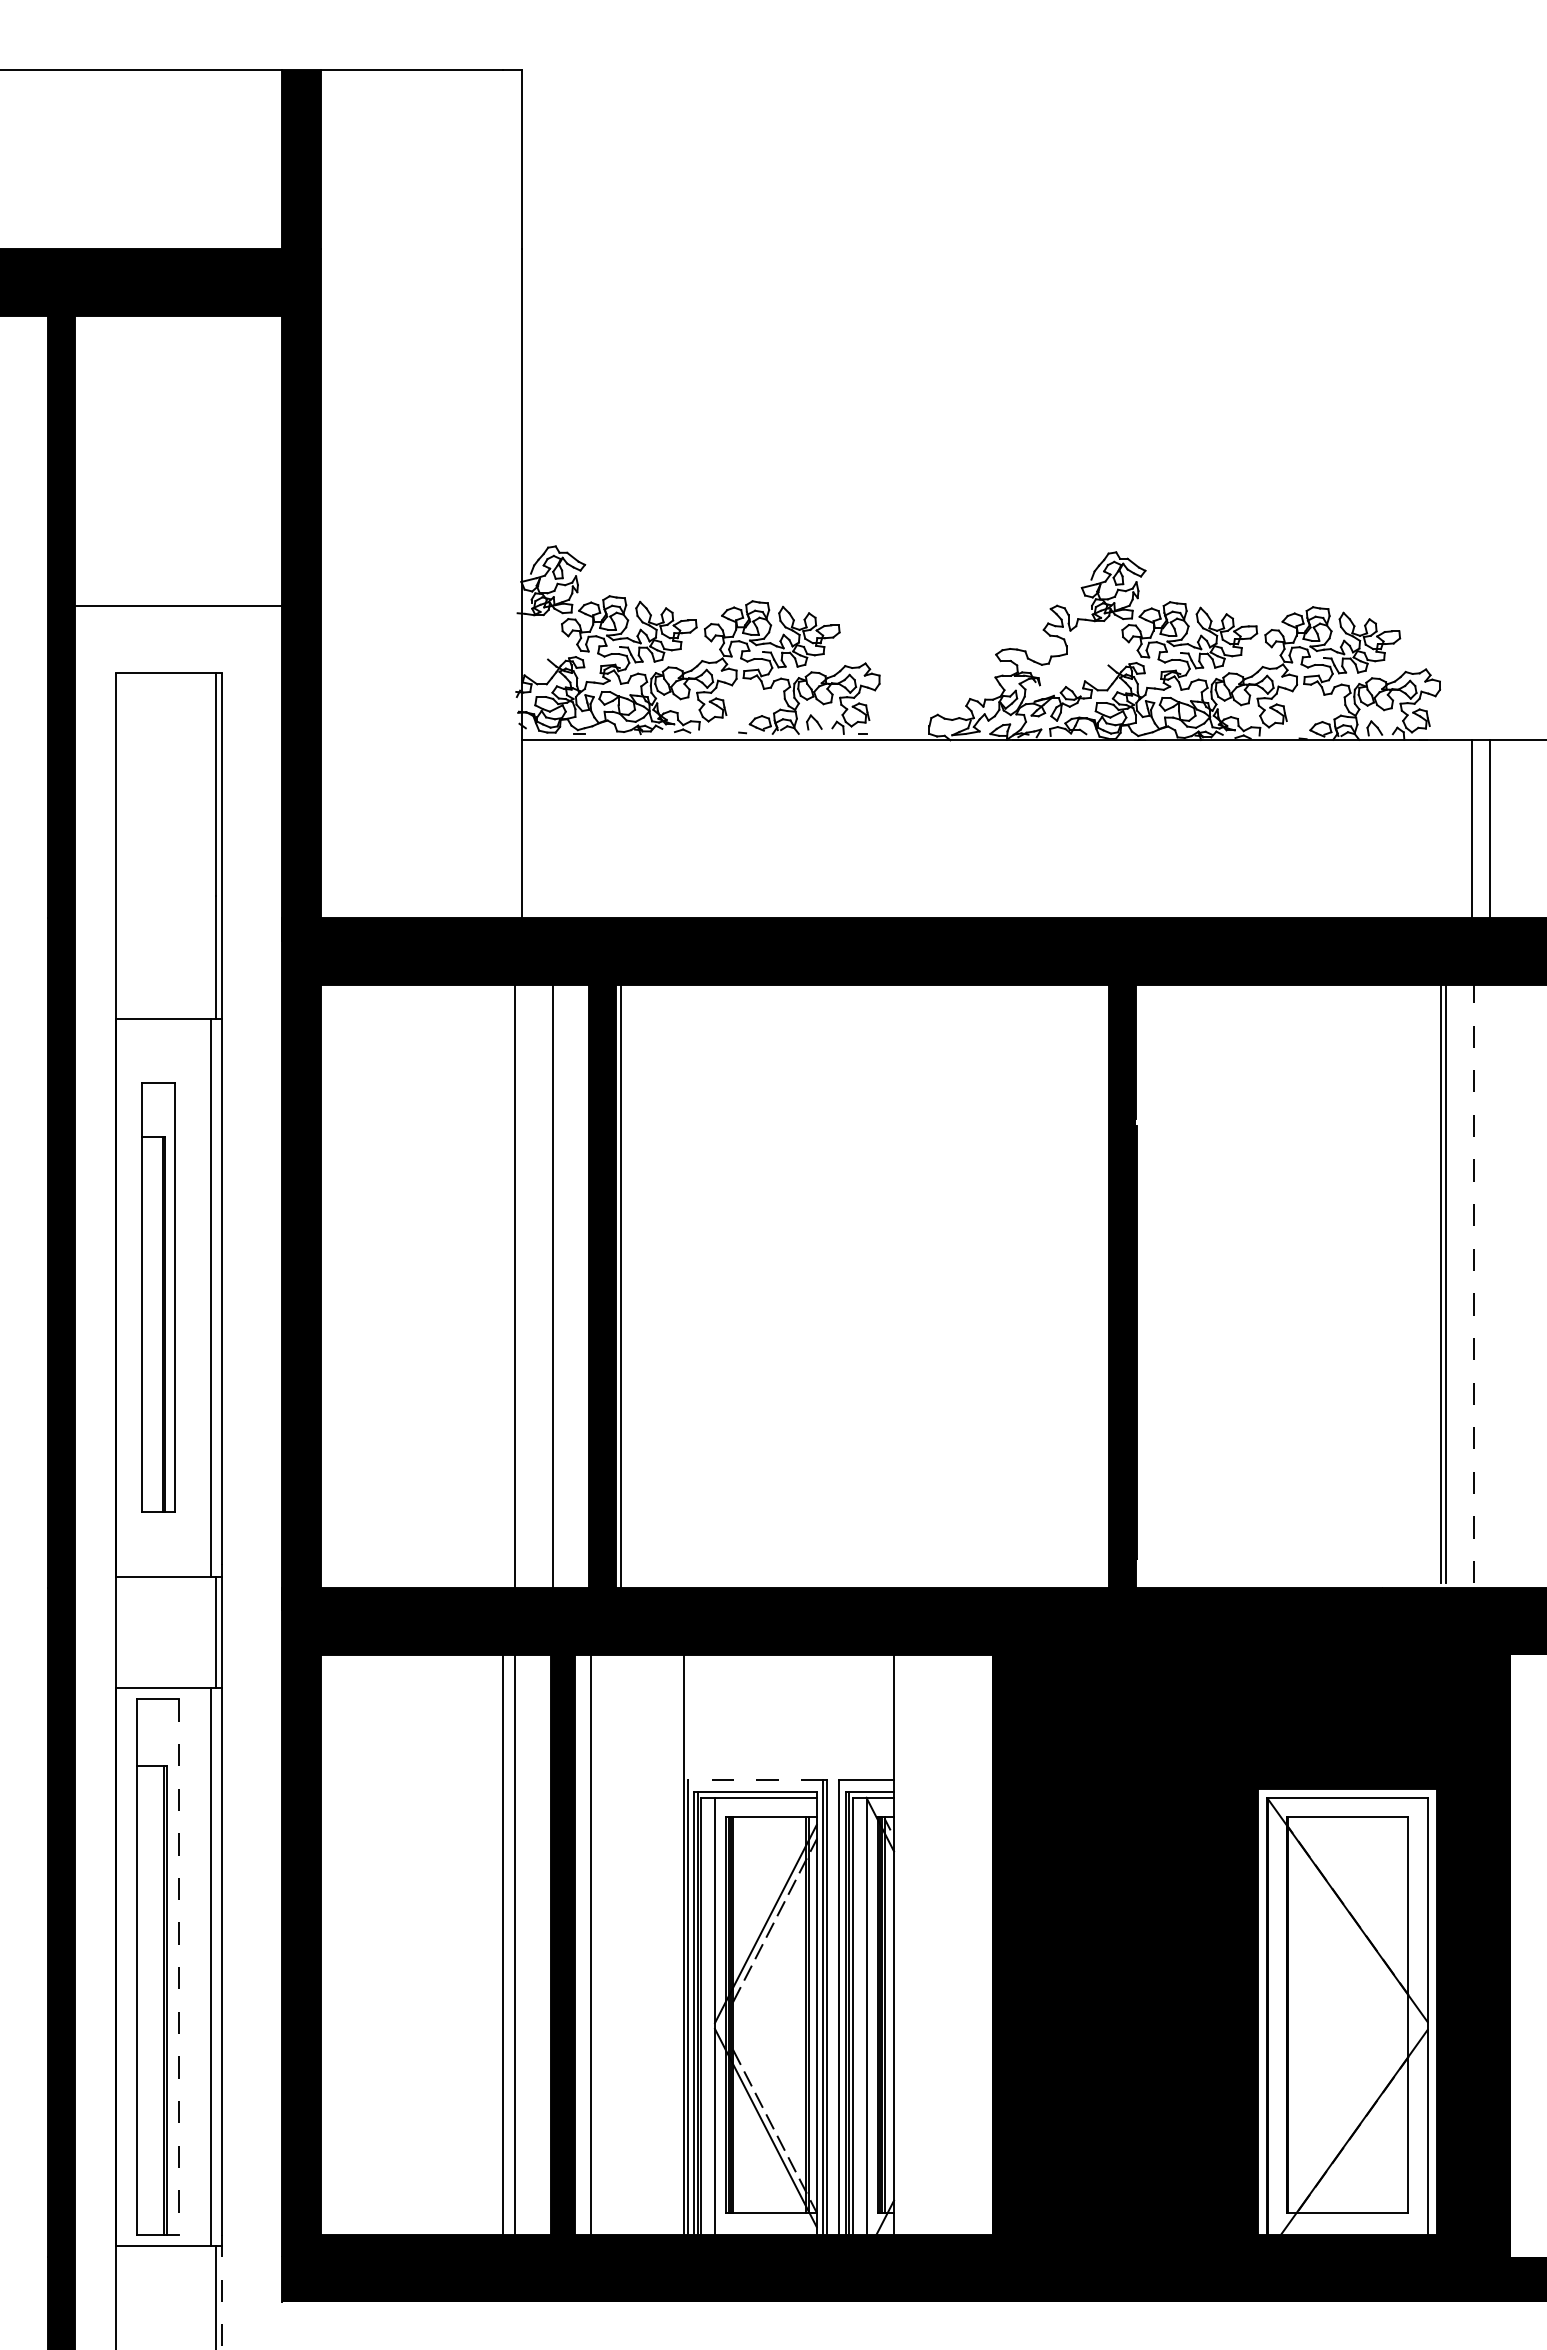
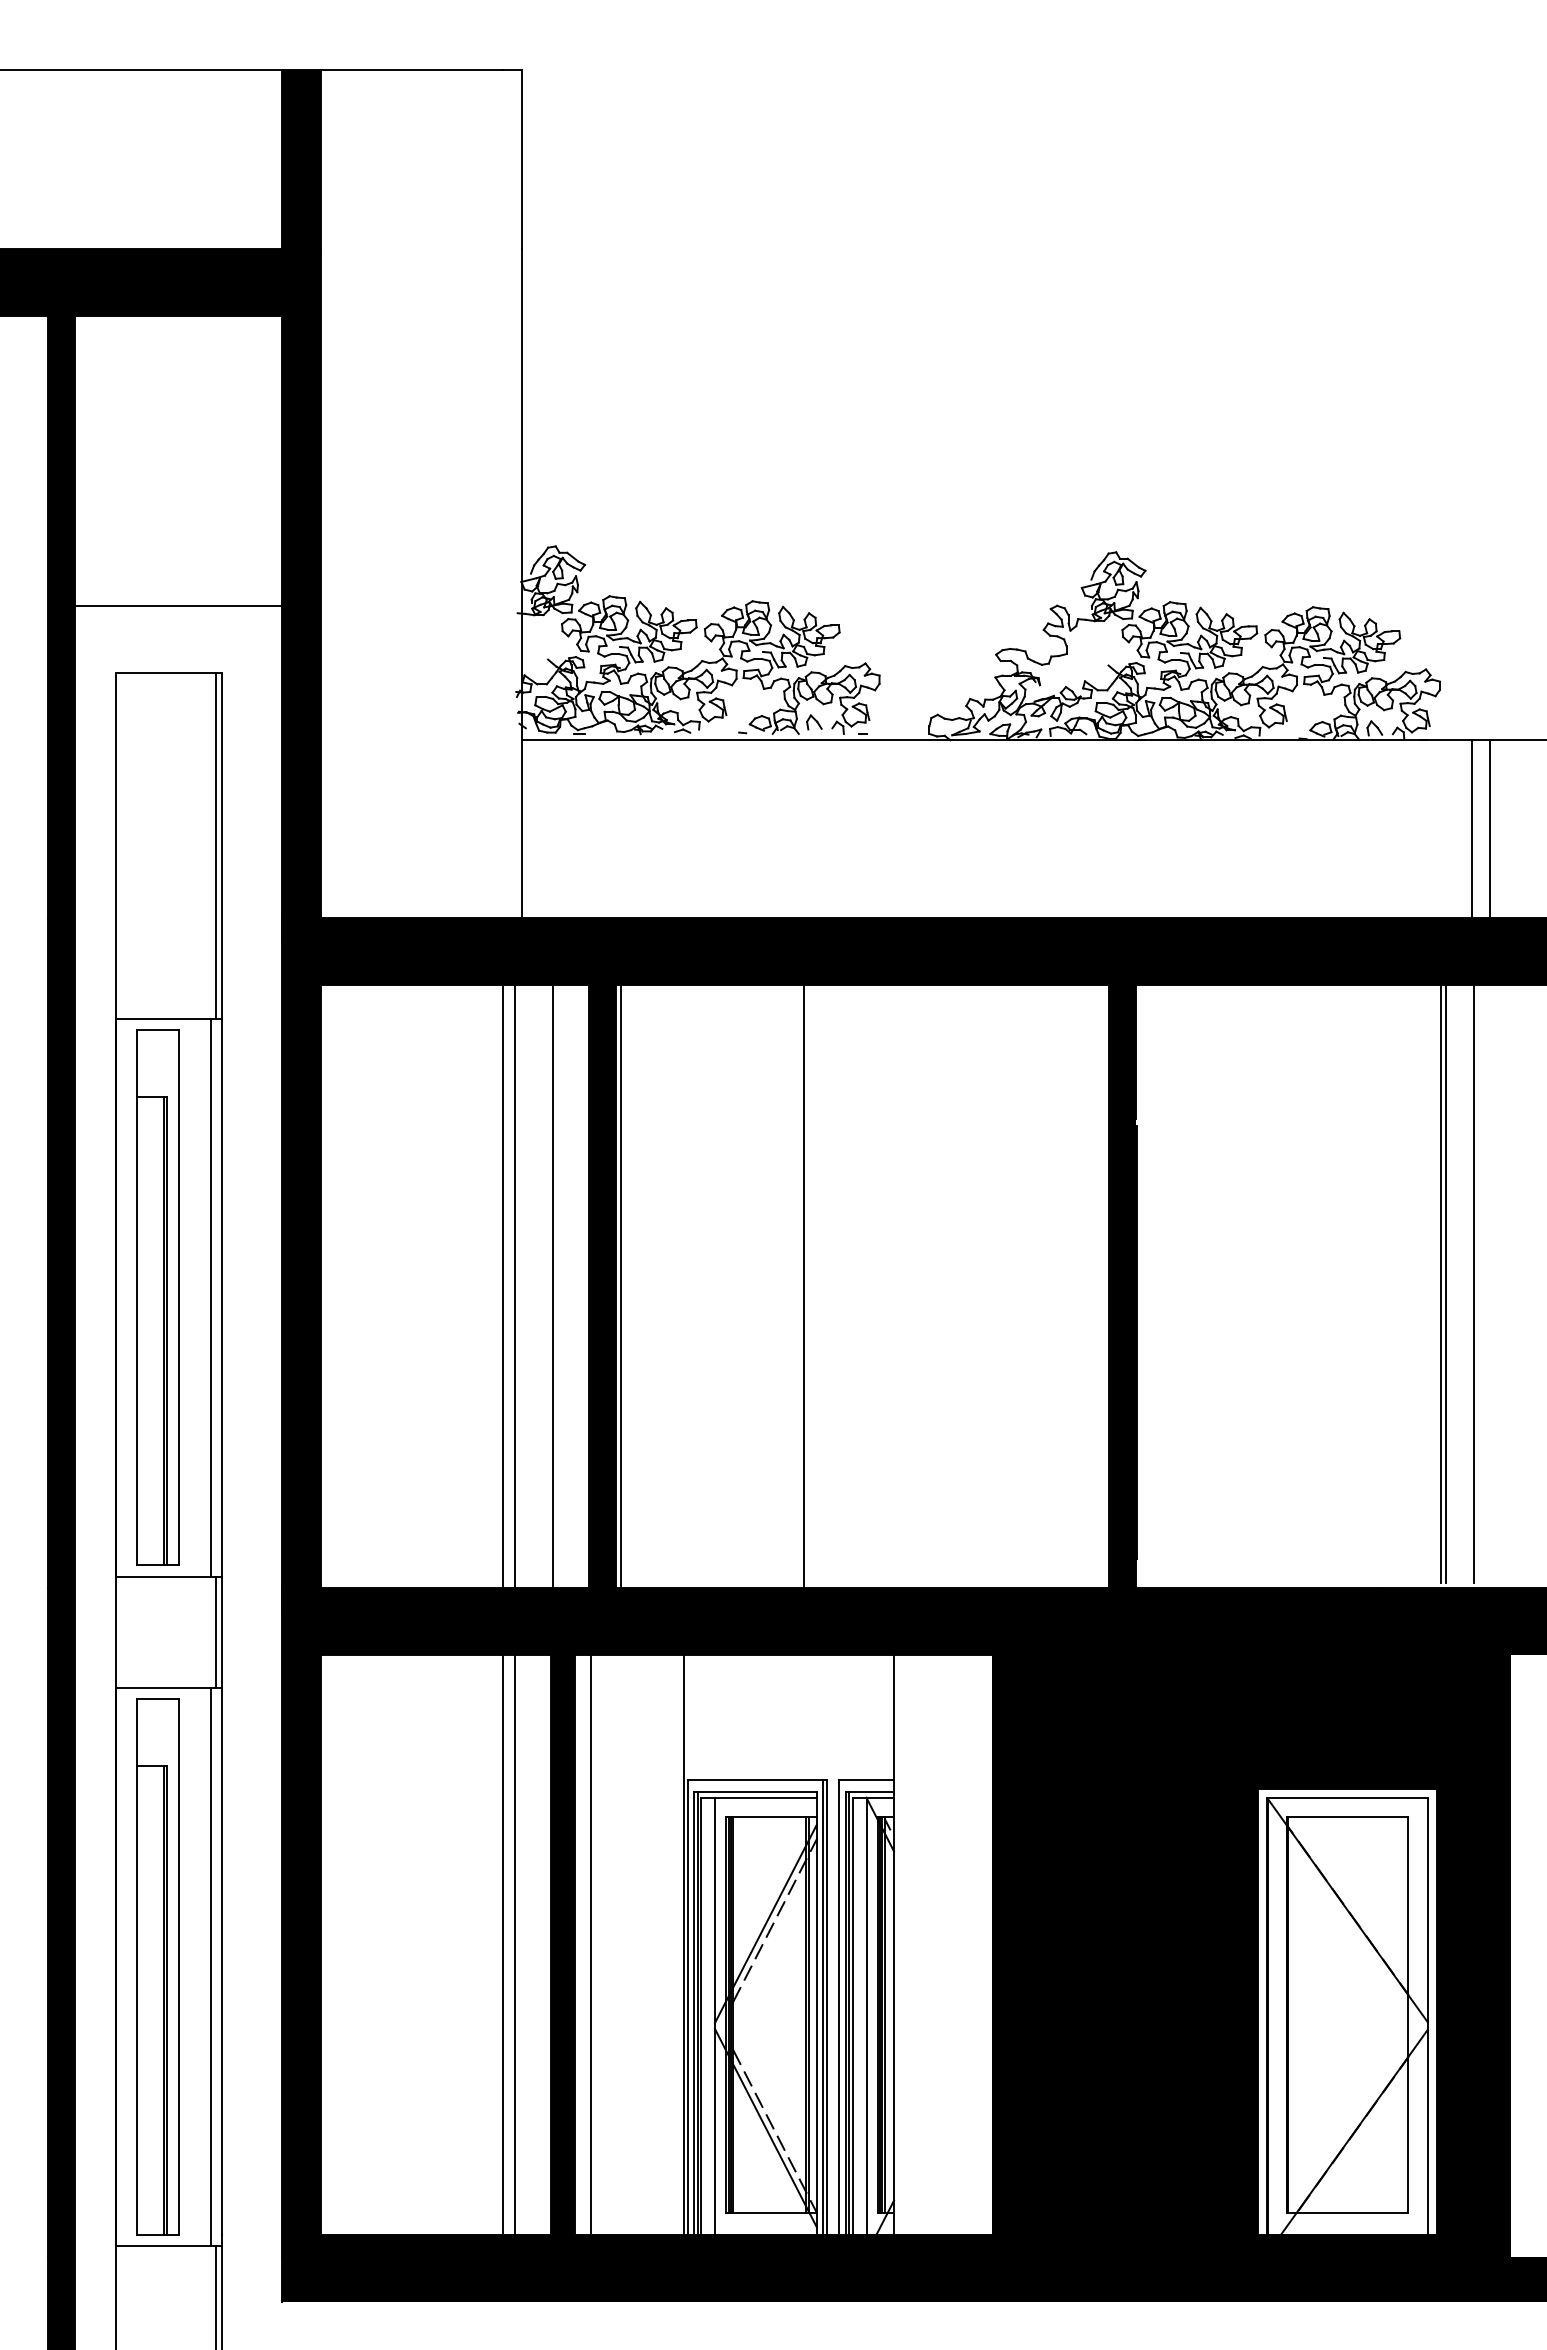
line: dashed -> solid (1474, 1284)
line: none -> present (503, 1286)
line: none -> present (803, 1286)
part size: 35x431 px -> 44x537 px (157, 1297)
line: dashed -> solid (755, 1780)
line: dashed -> solid (178, 1967)
line: dashed -> solid (222, 2292)
